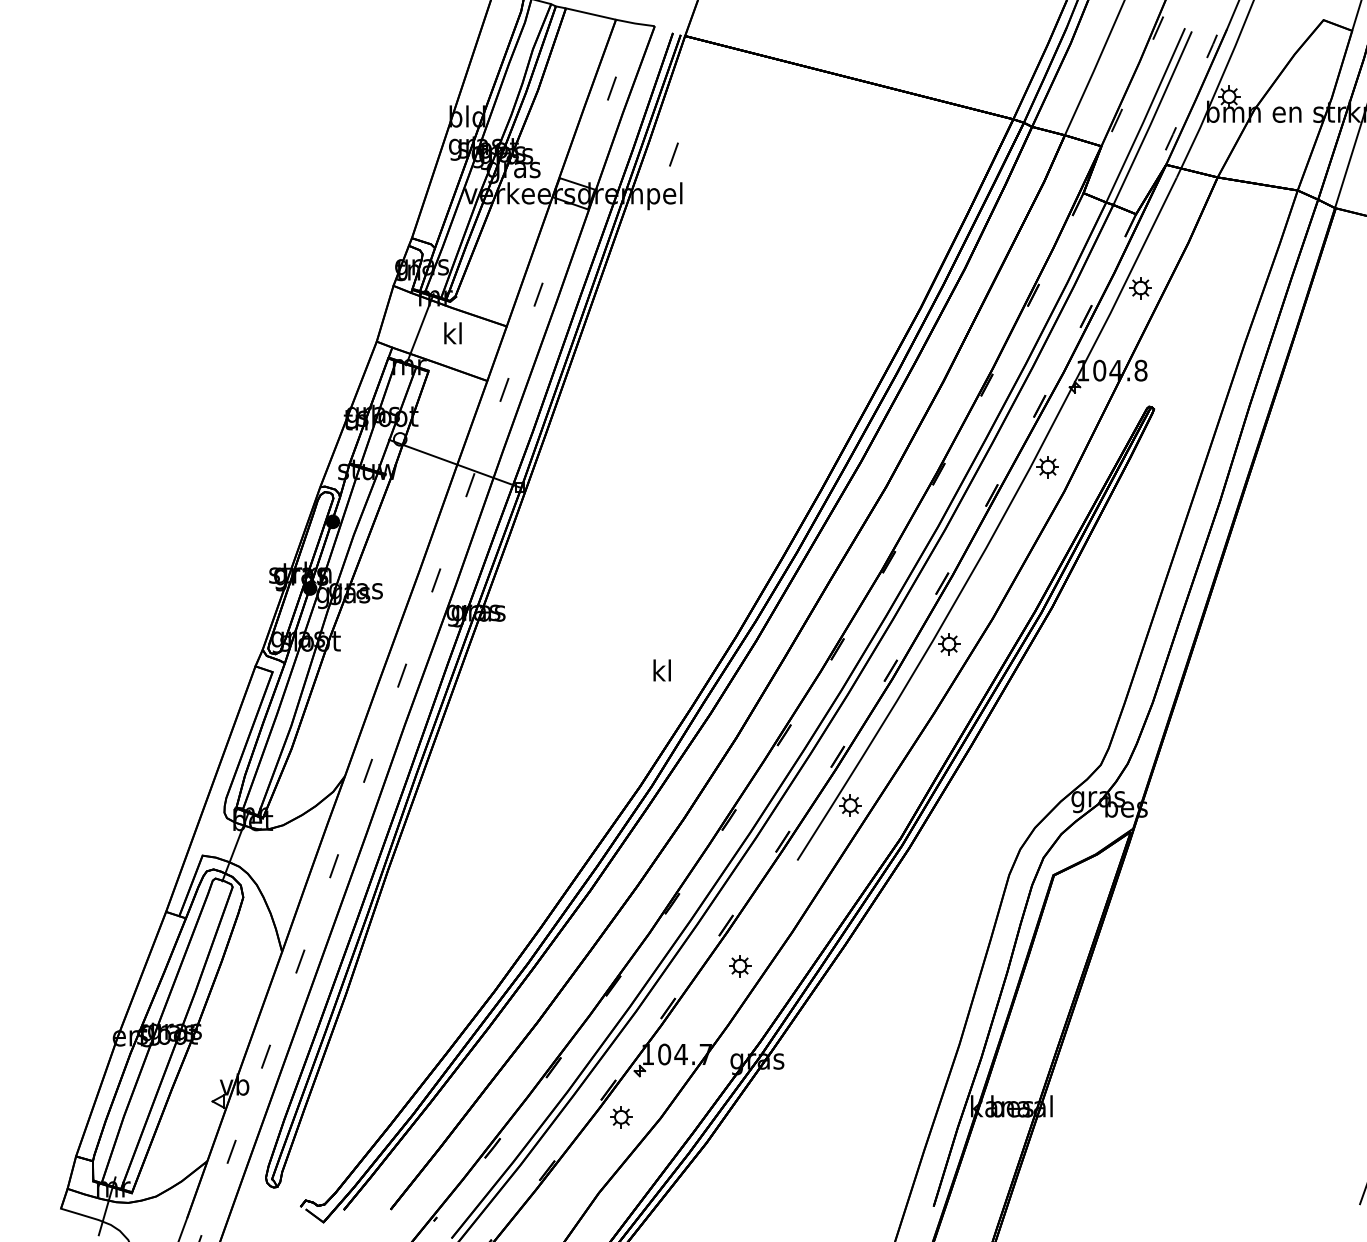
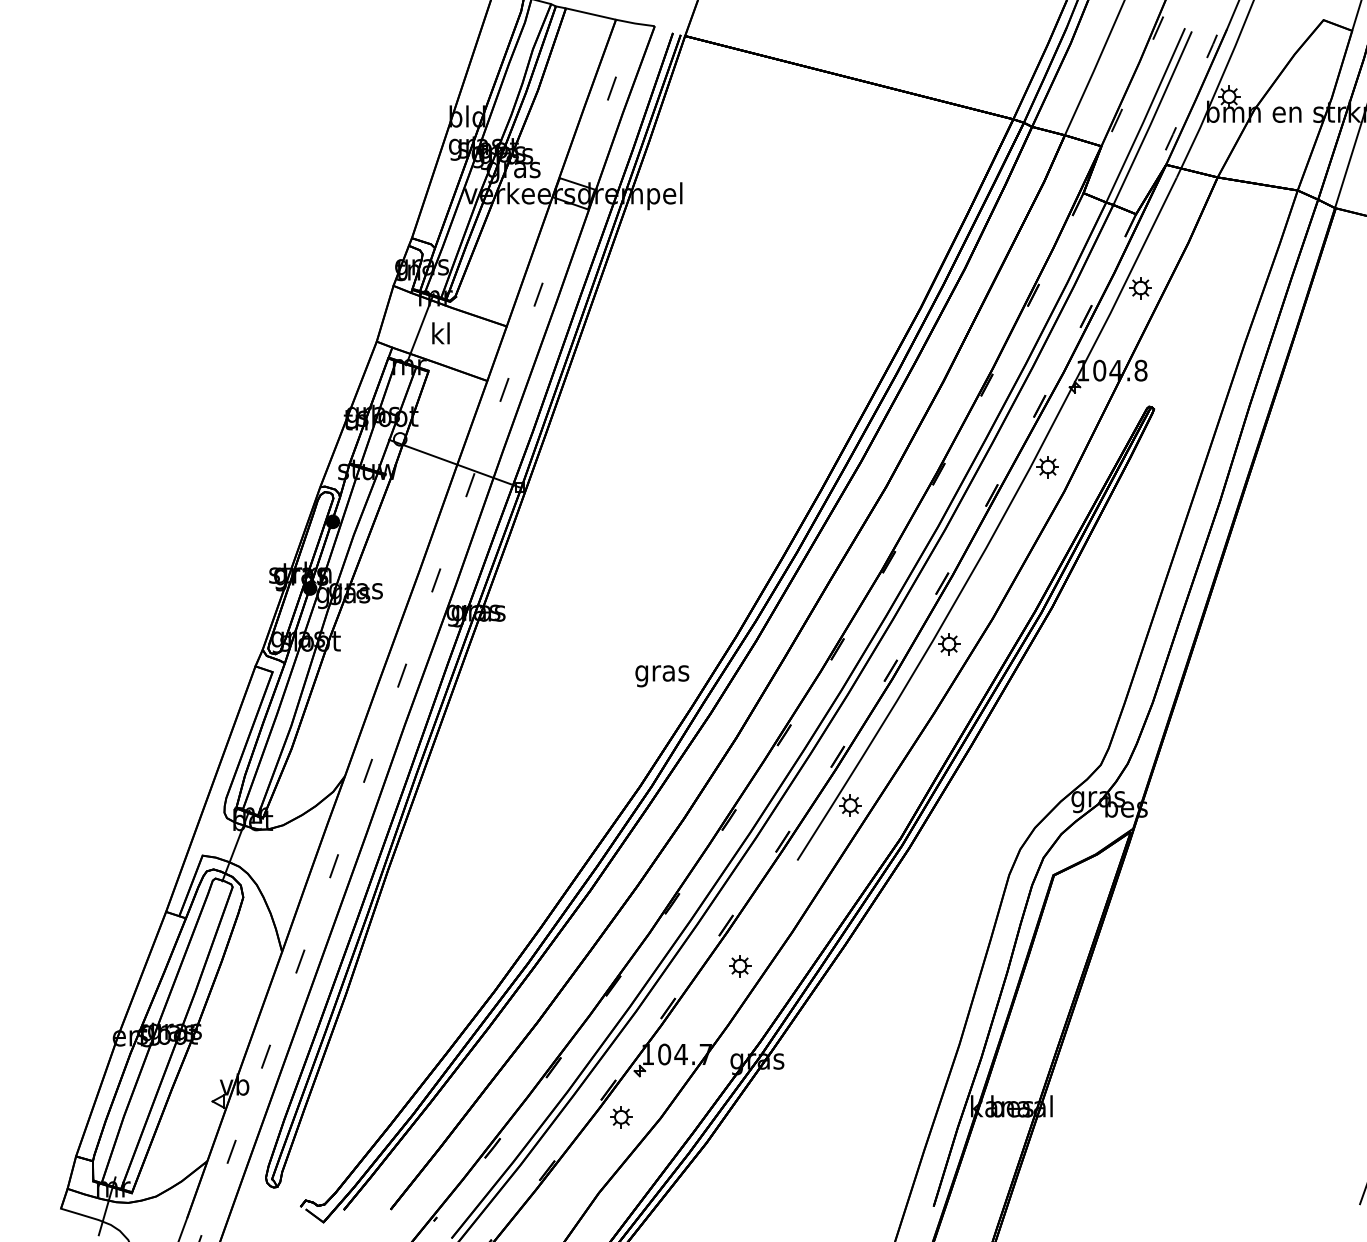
line: present -> none (673, 154)
text position: (452, 333) -> (440, 333) (440, 333)
text: kl -> gras (662, 673)
